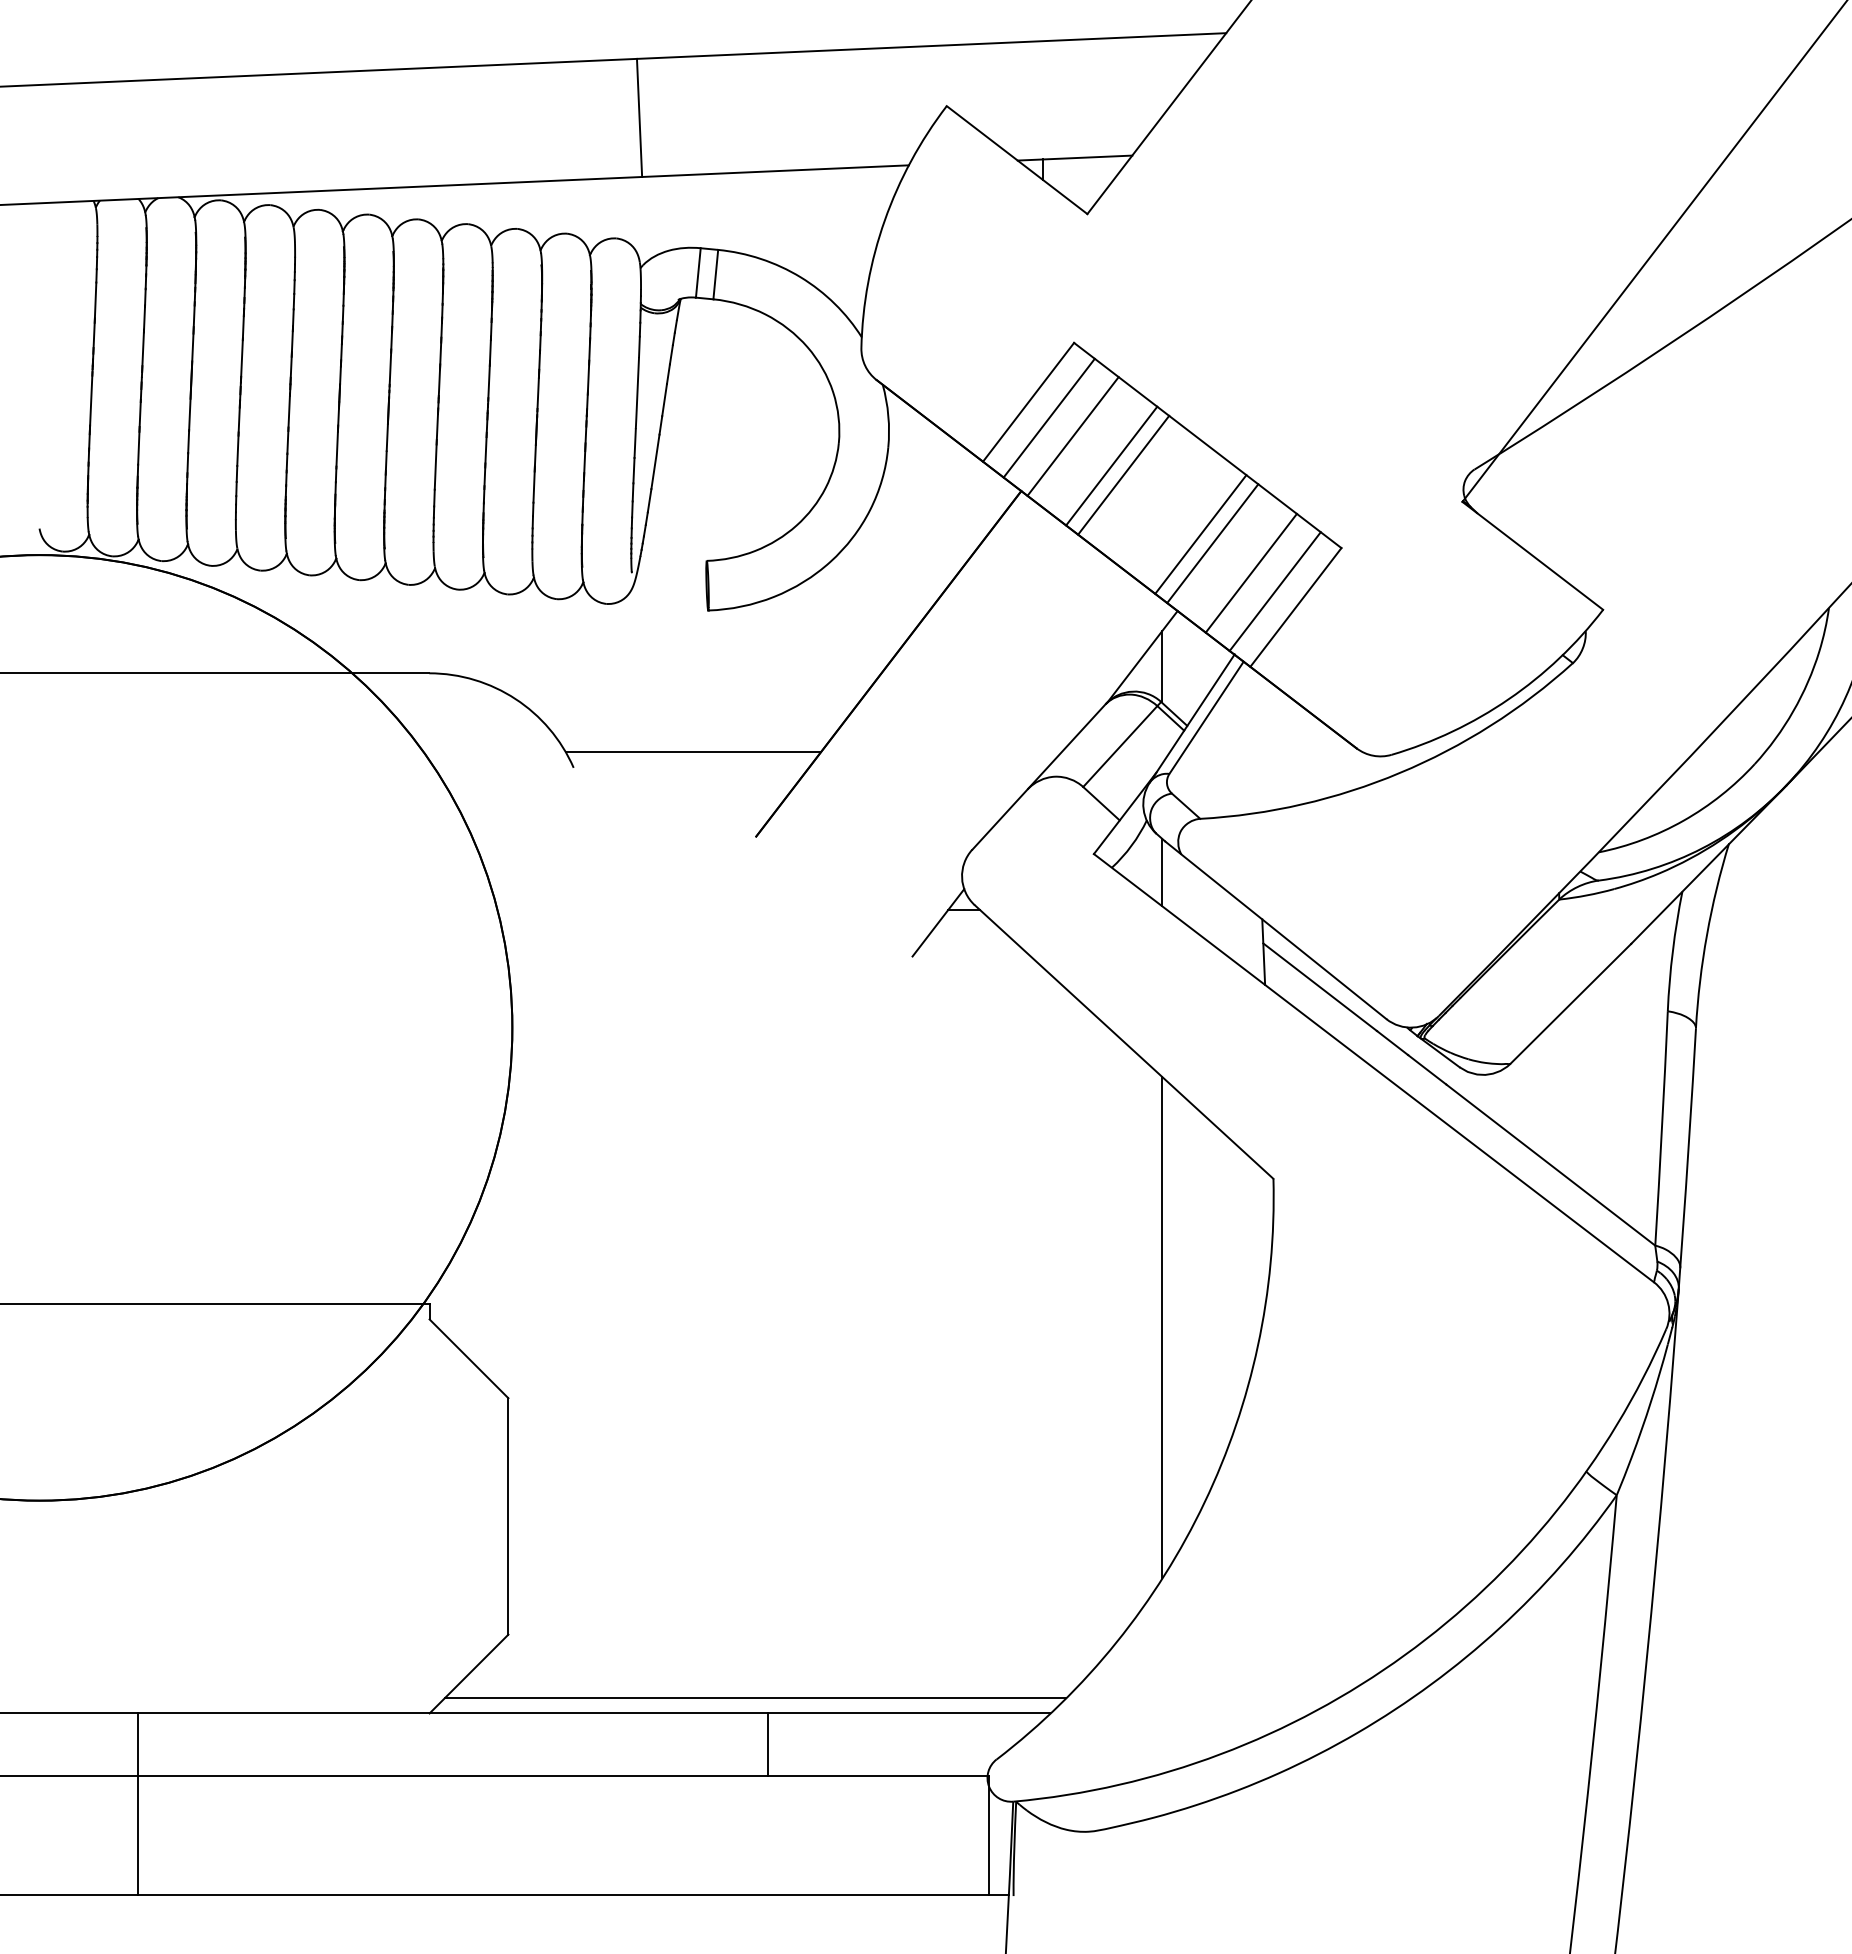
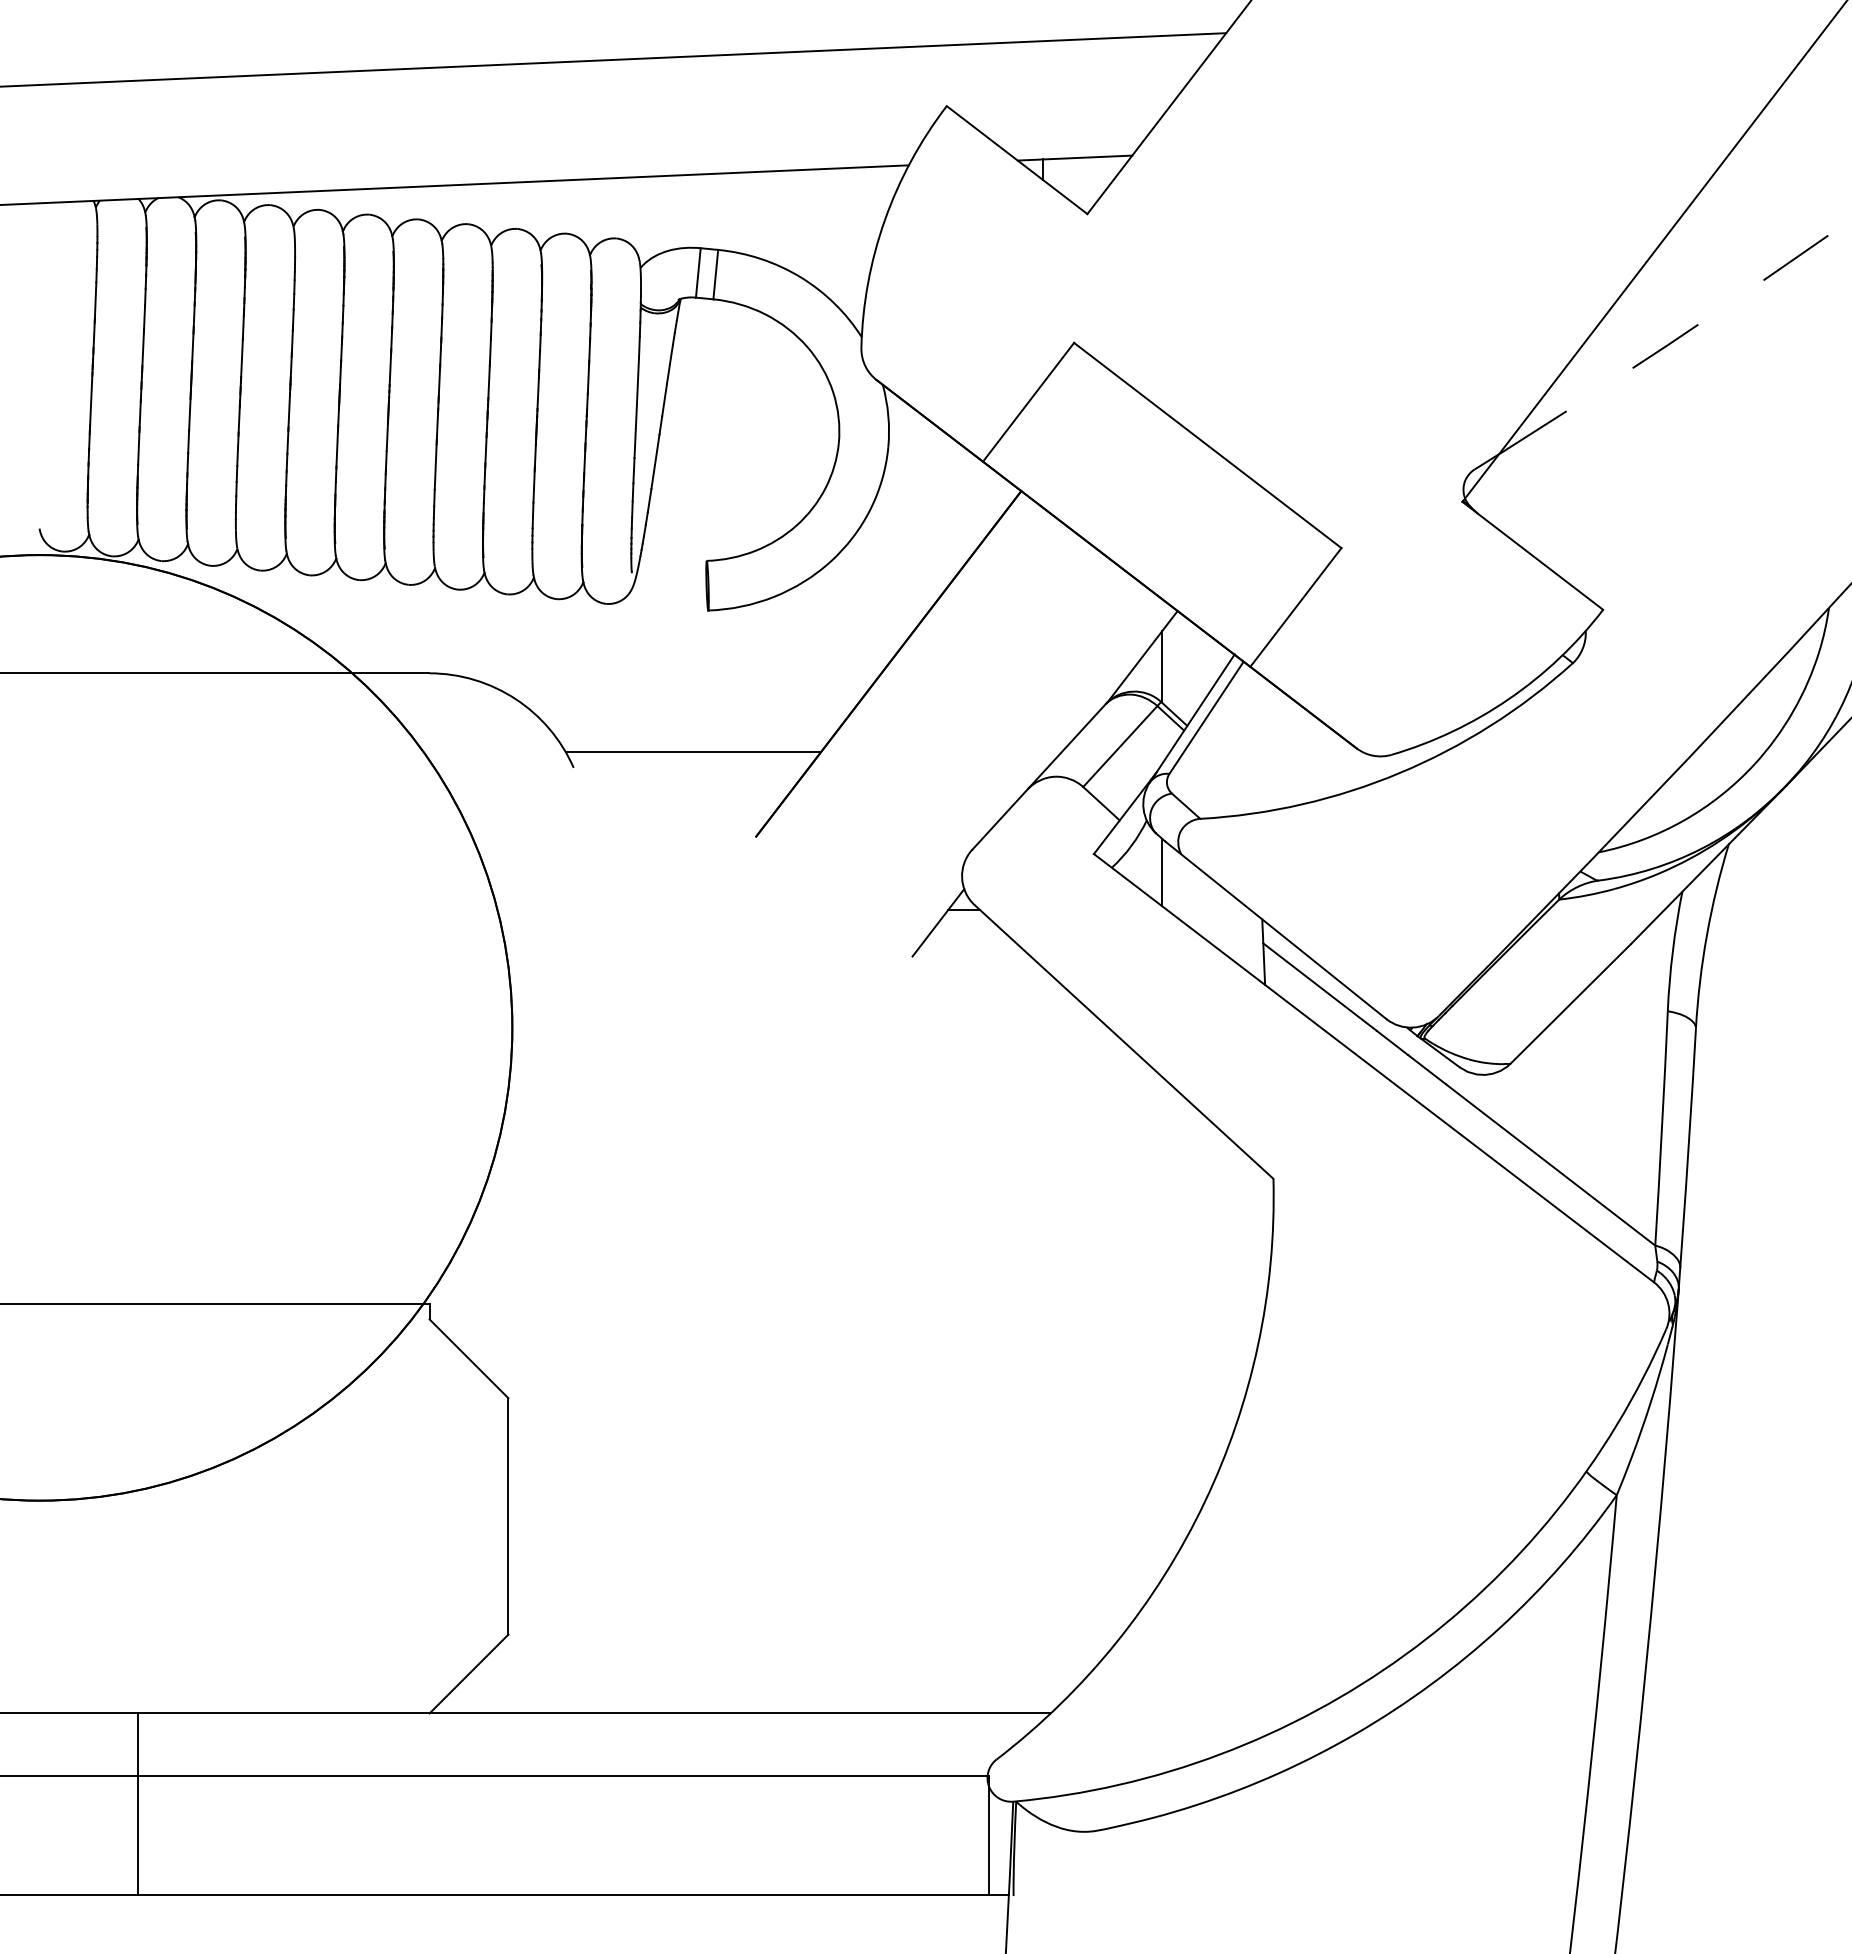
line: present -> none (639, 117)
arc: solid -> dashed (1677, 338)
line: present -> none (1048, 417)
line: present -> none (1072, 436)
line: present -> none (1111, 465)
line: present -> none (1123, 474)
line: present -> none (1200, 534)
line: present -> none (1212, 543)
line: present -> none (1250, 572)
line: present -> none (1274, 591)
line: present -> none (1162, 1327)
line: present -> none (755, 1697)
line: present -> none (768, 1744)
